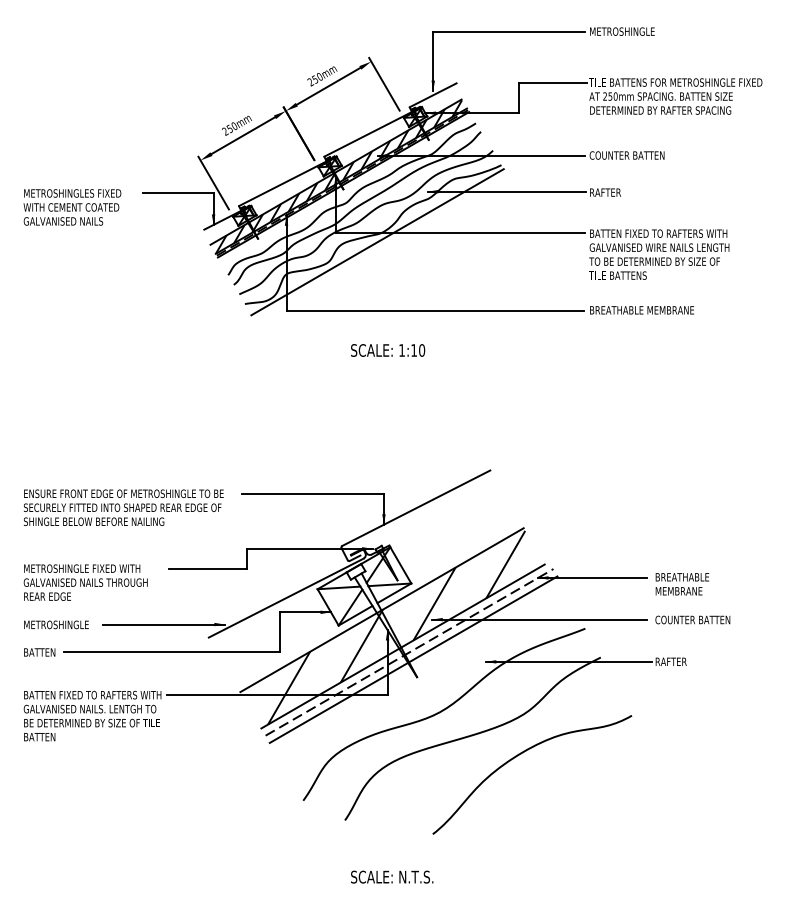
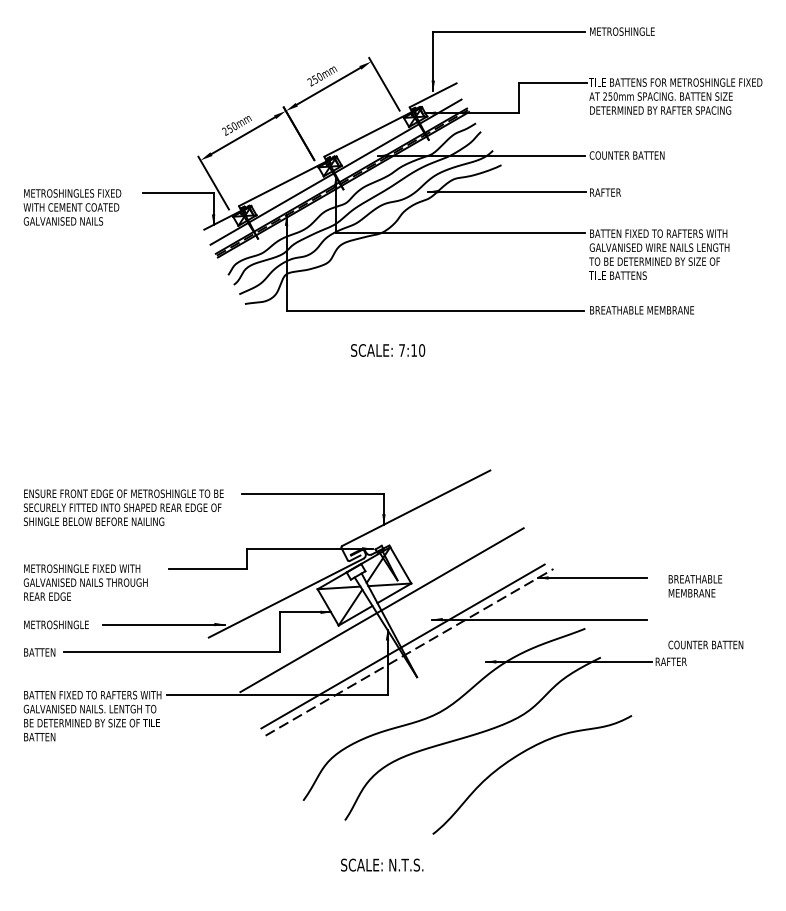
hatch: present -> none (338, 176)
line: present -> none (377, 242)
text: 1:10 -> 7:10 (401, 350)
text position: (682, 584) -> (695, 586) (695, 586)
text position: (692, 619) -> (705, 644) (705, 644)
hatch: present -> none (396, 627)
line: present -> none (413, 659)
text position: (392, 876) -> (382, 864) (382, 864)
